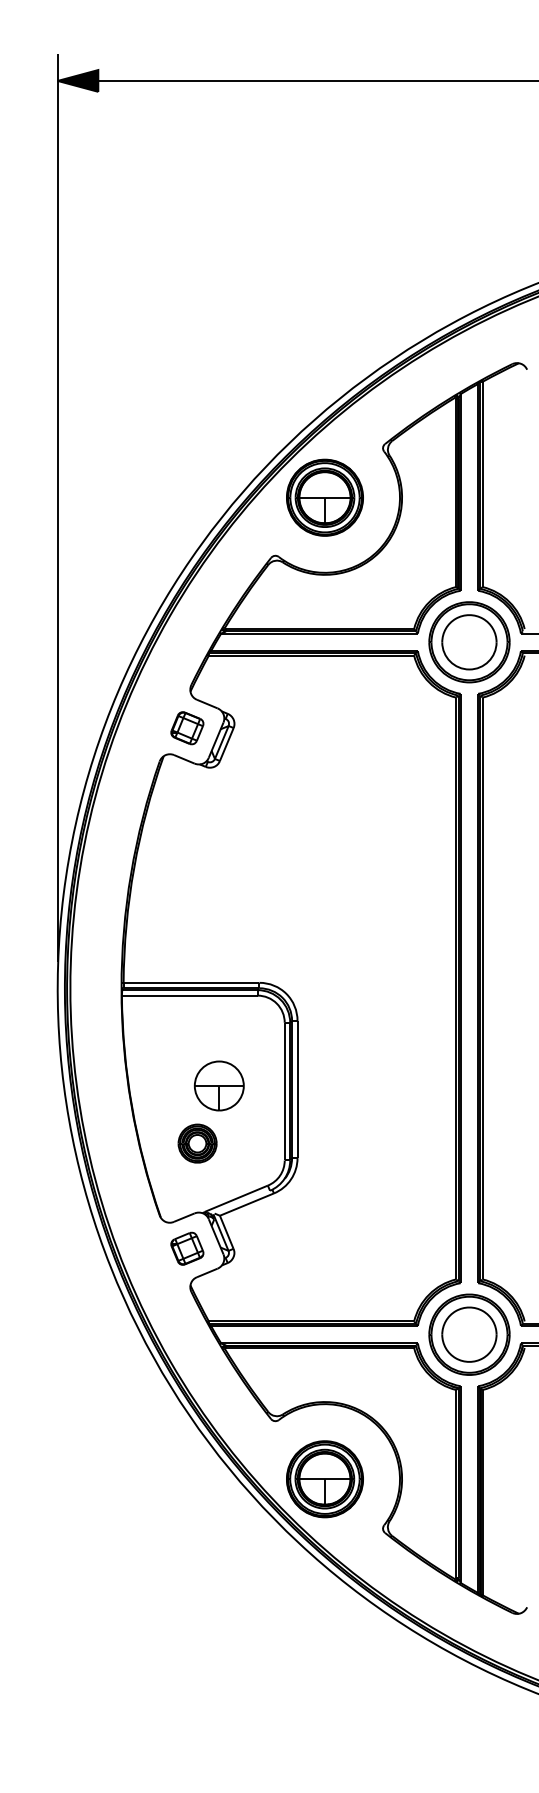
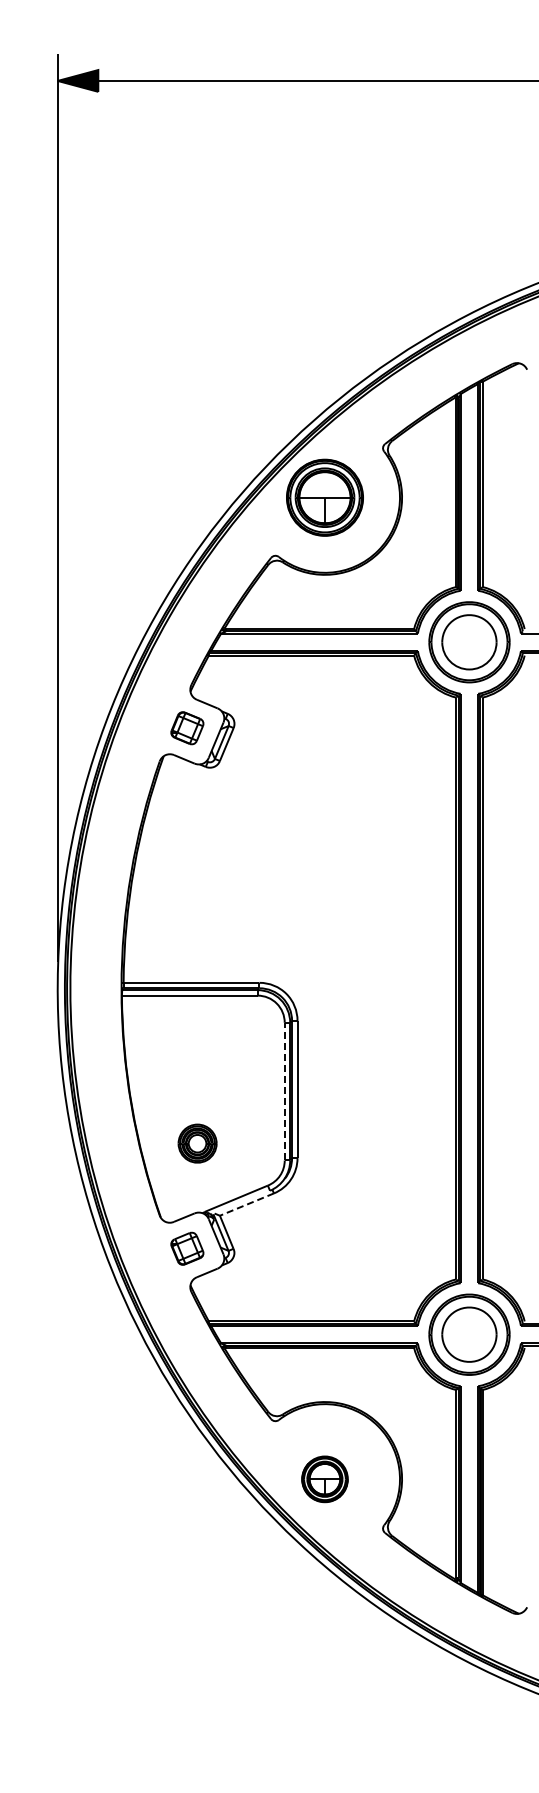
part: present -> none (218, 1085)
line: solid -> dashed (284, 1091)
line: solid -> dashed (246, 1204)
part size: 78x79 px -> 48x49 px (324, 1479)
